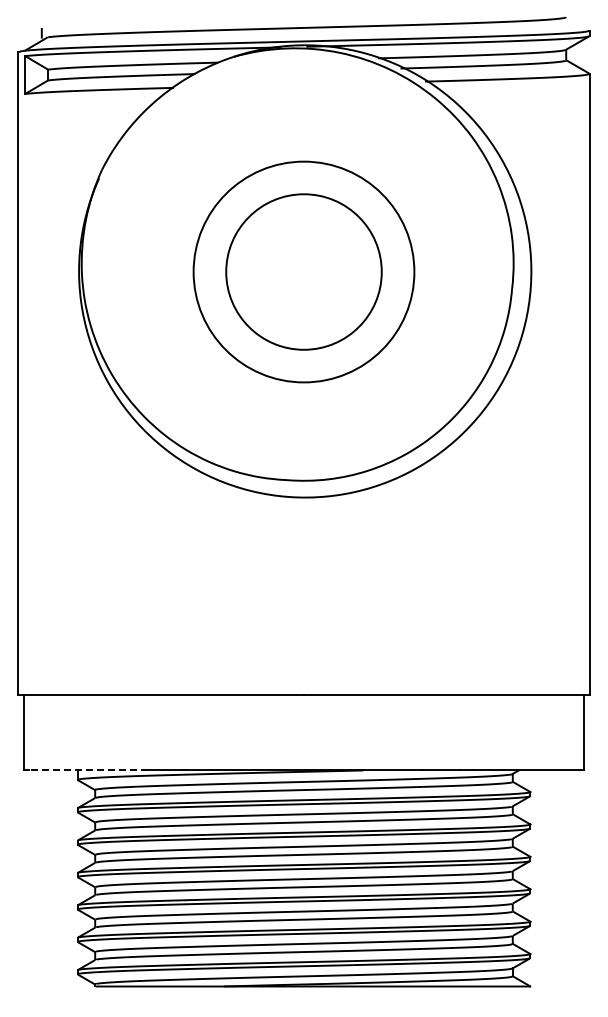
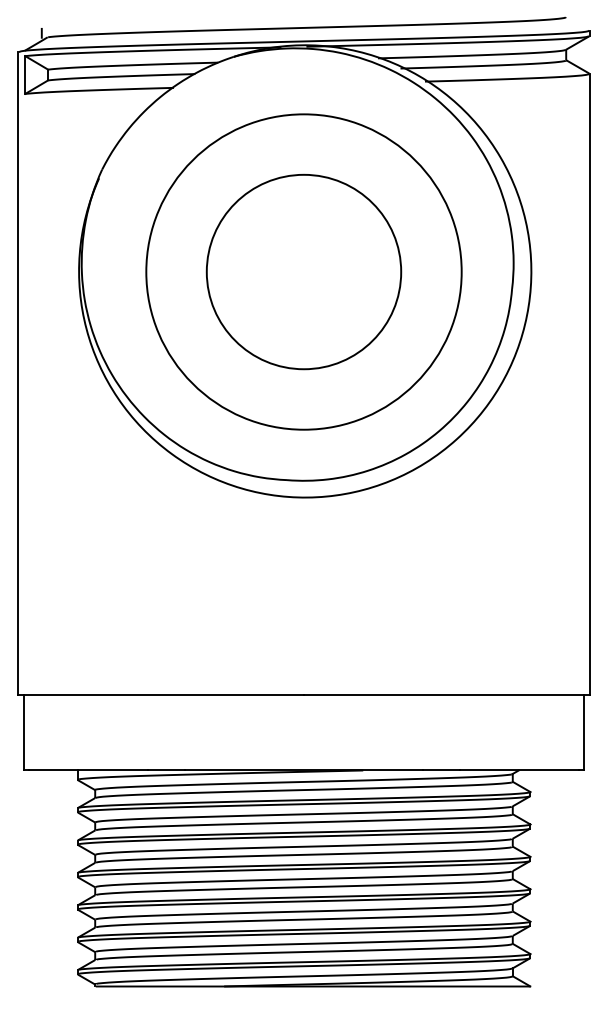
circle diameter: 156 px -> 194 px (303, 271)
circle diameter: 221 px -> 315 px (303, 271)
line: dashed -> solid (88, 770)
